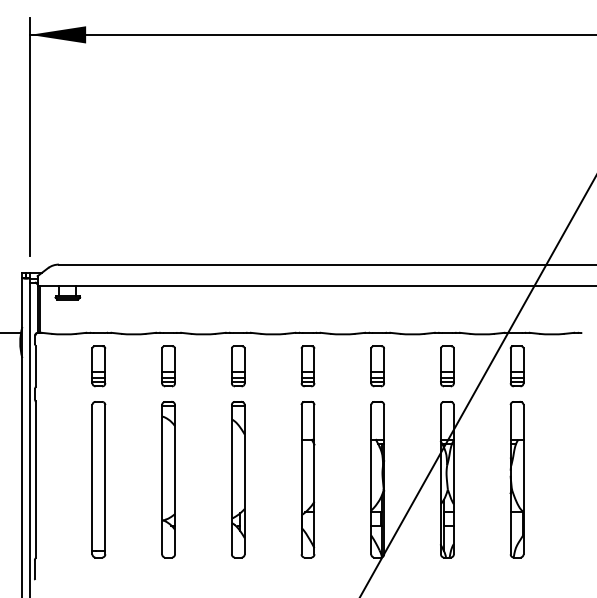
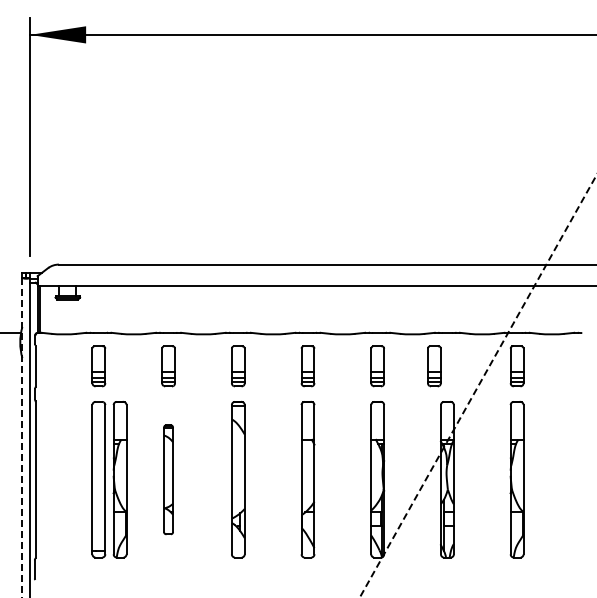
part position: (447, 366) -> (434, 366) (434, 366)
line: solid -> dashed (478, 385)
line: solid -> dashed (22, 437)
part: none -> present (119, 479)
part size: 15x158 px -> 11x112 px (168, 479)
